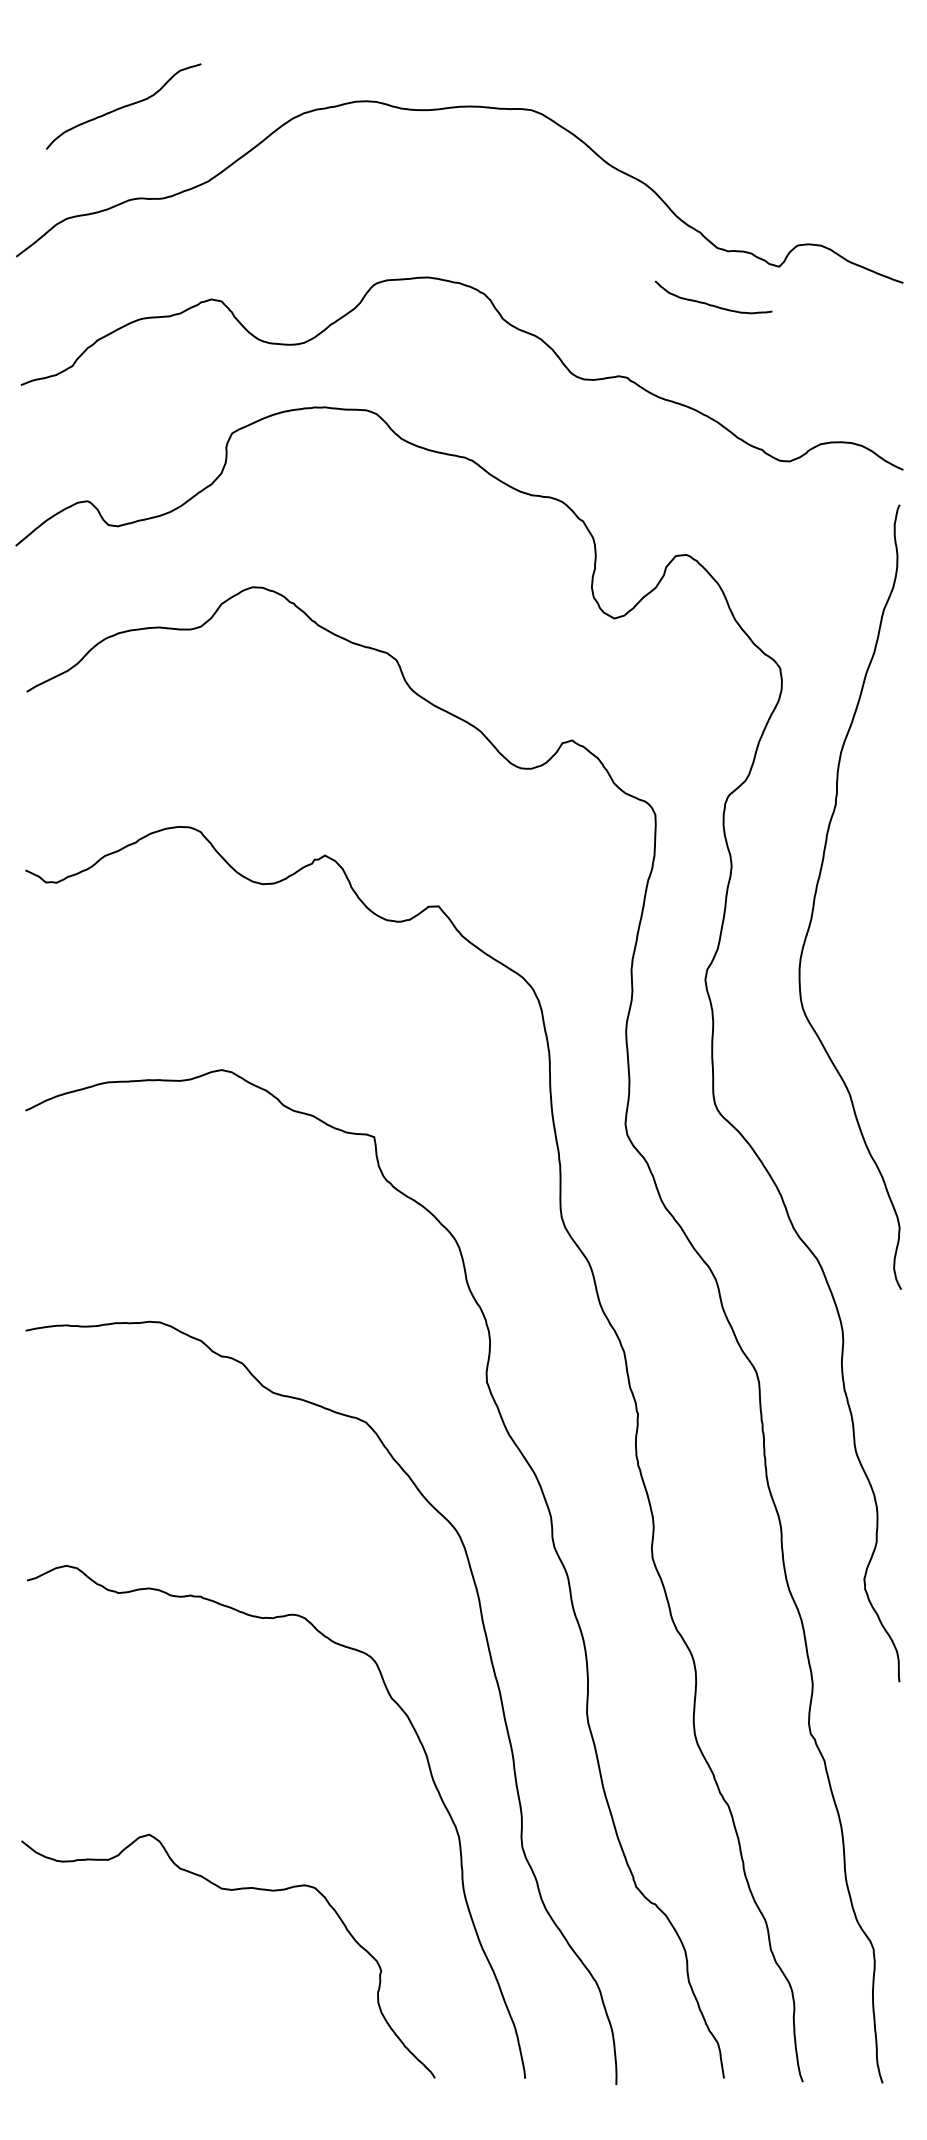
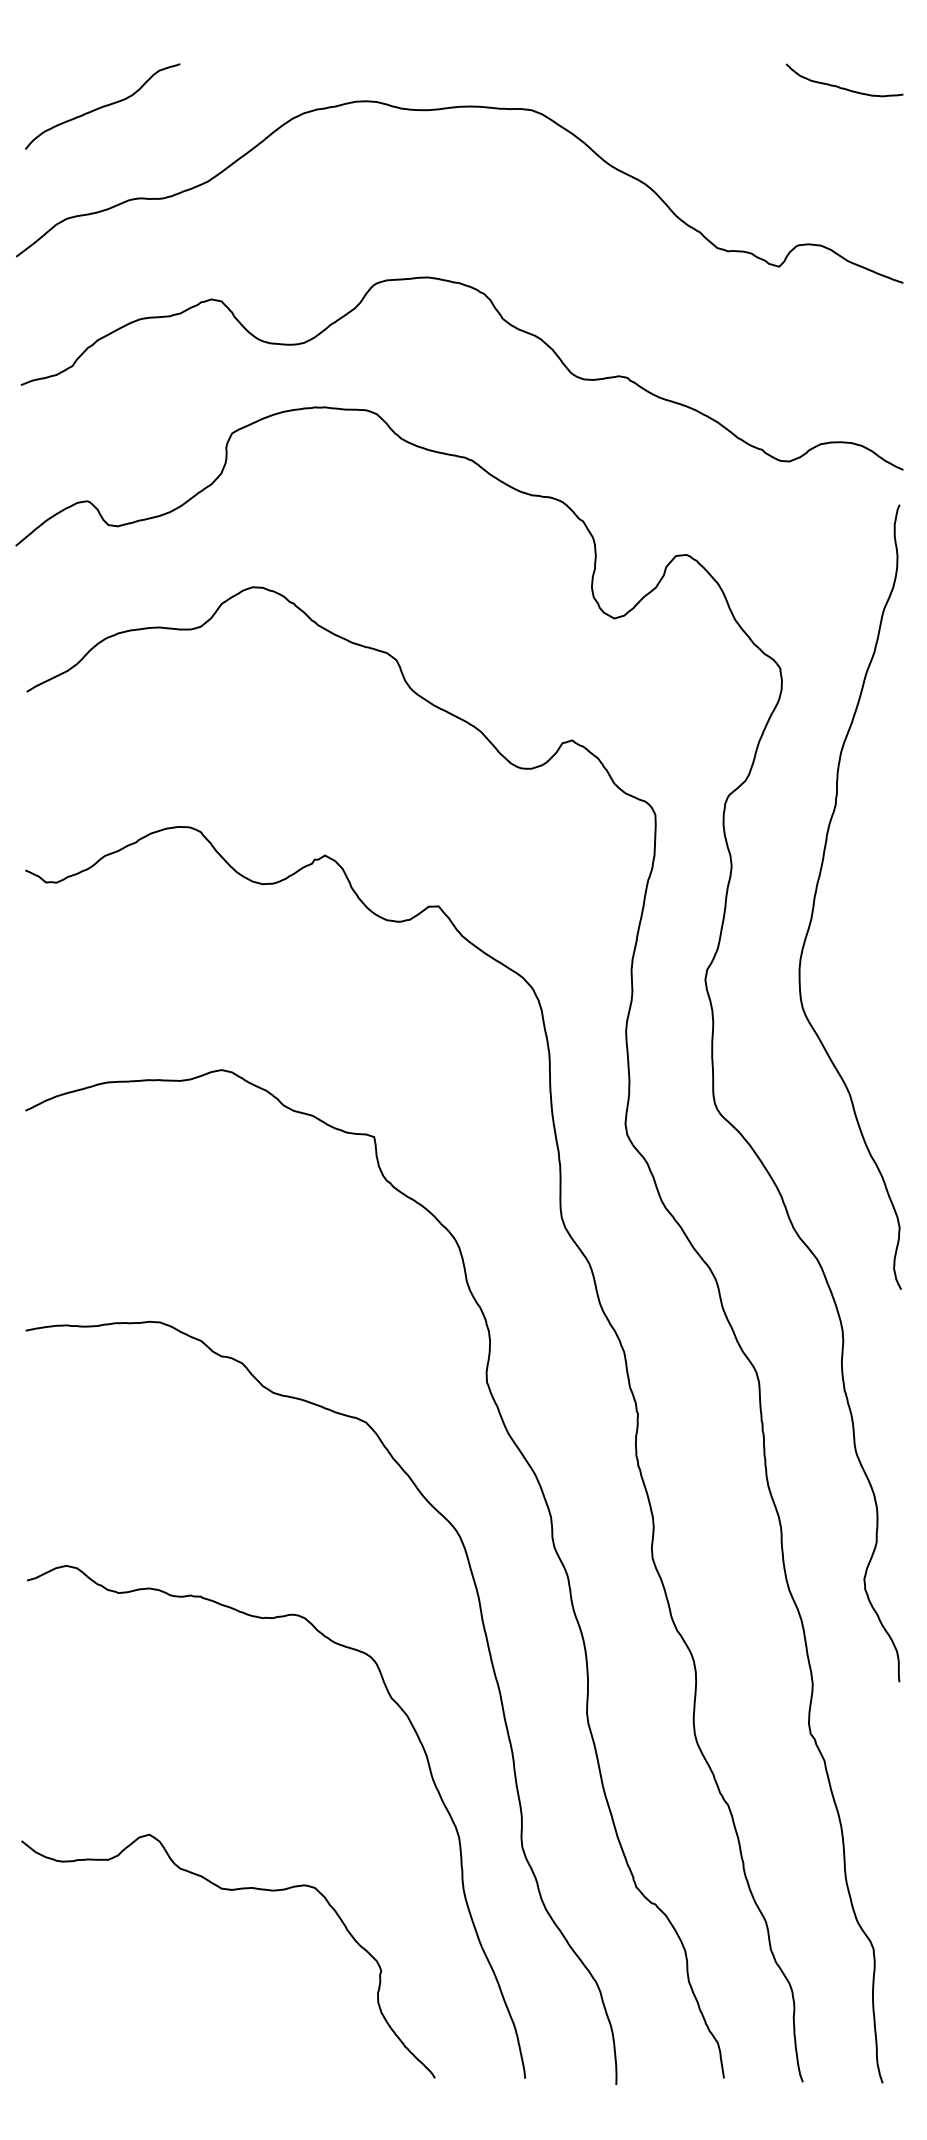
curve position: (123, 106) -> (102, 106) (102, 106)
curve position: (713, 304) -> (844, 87) (844, 87)
